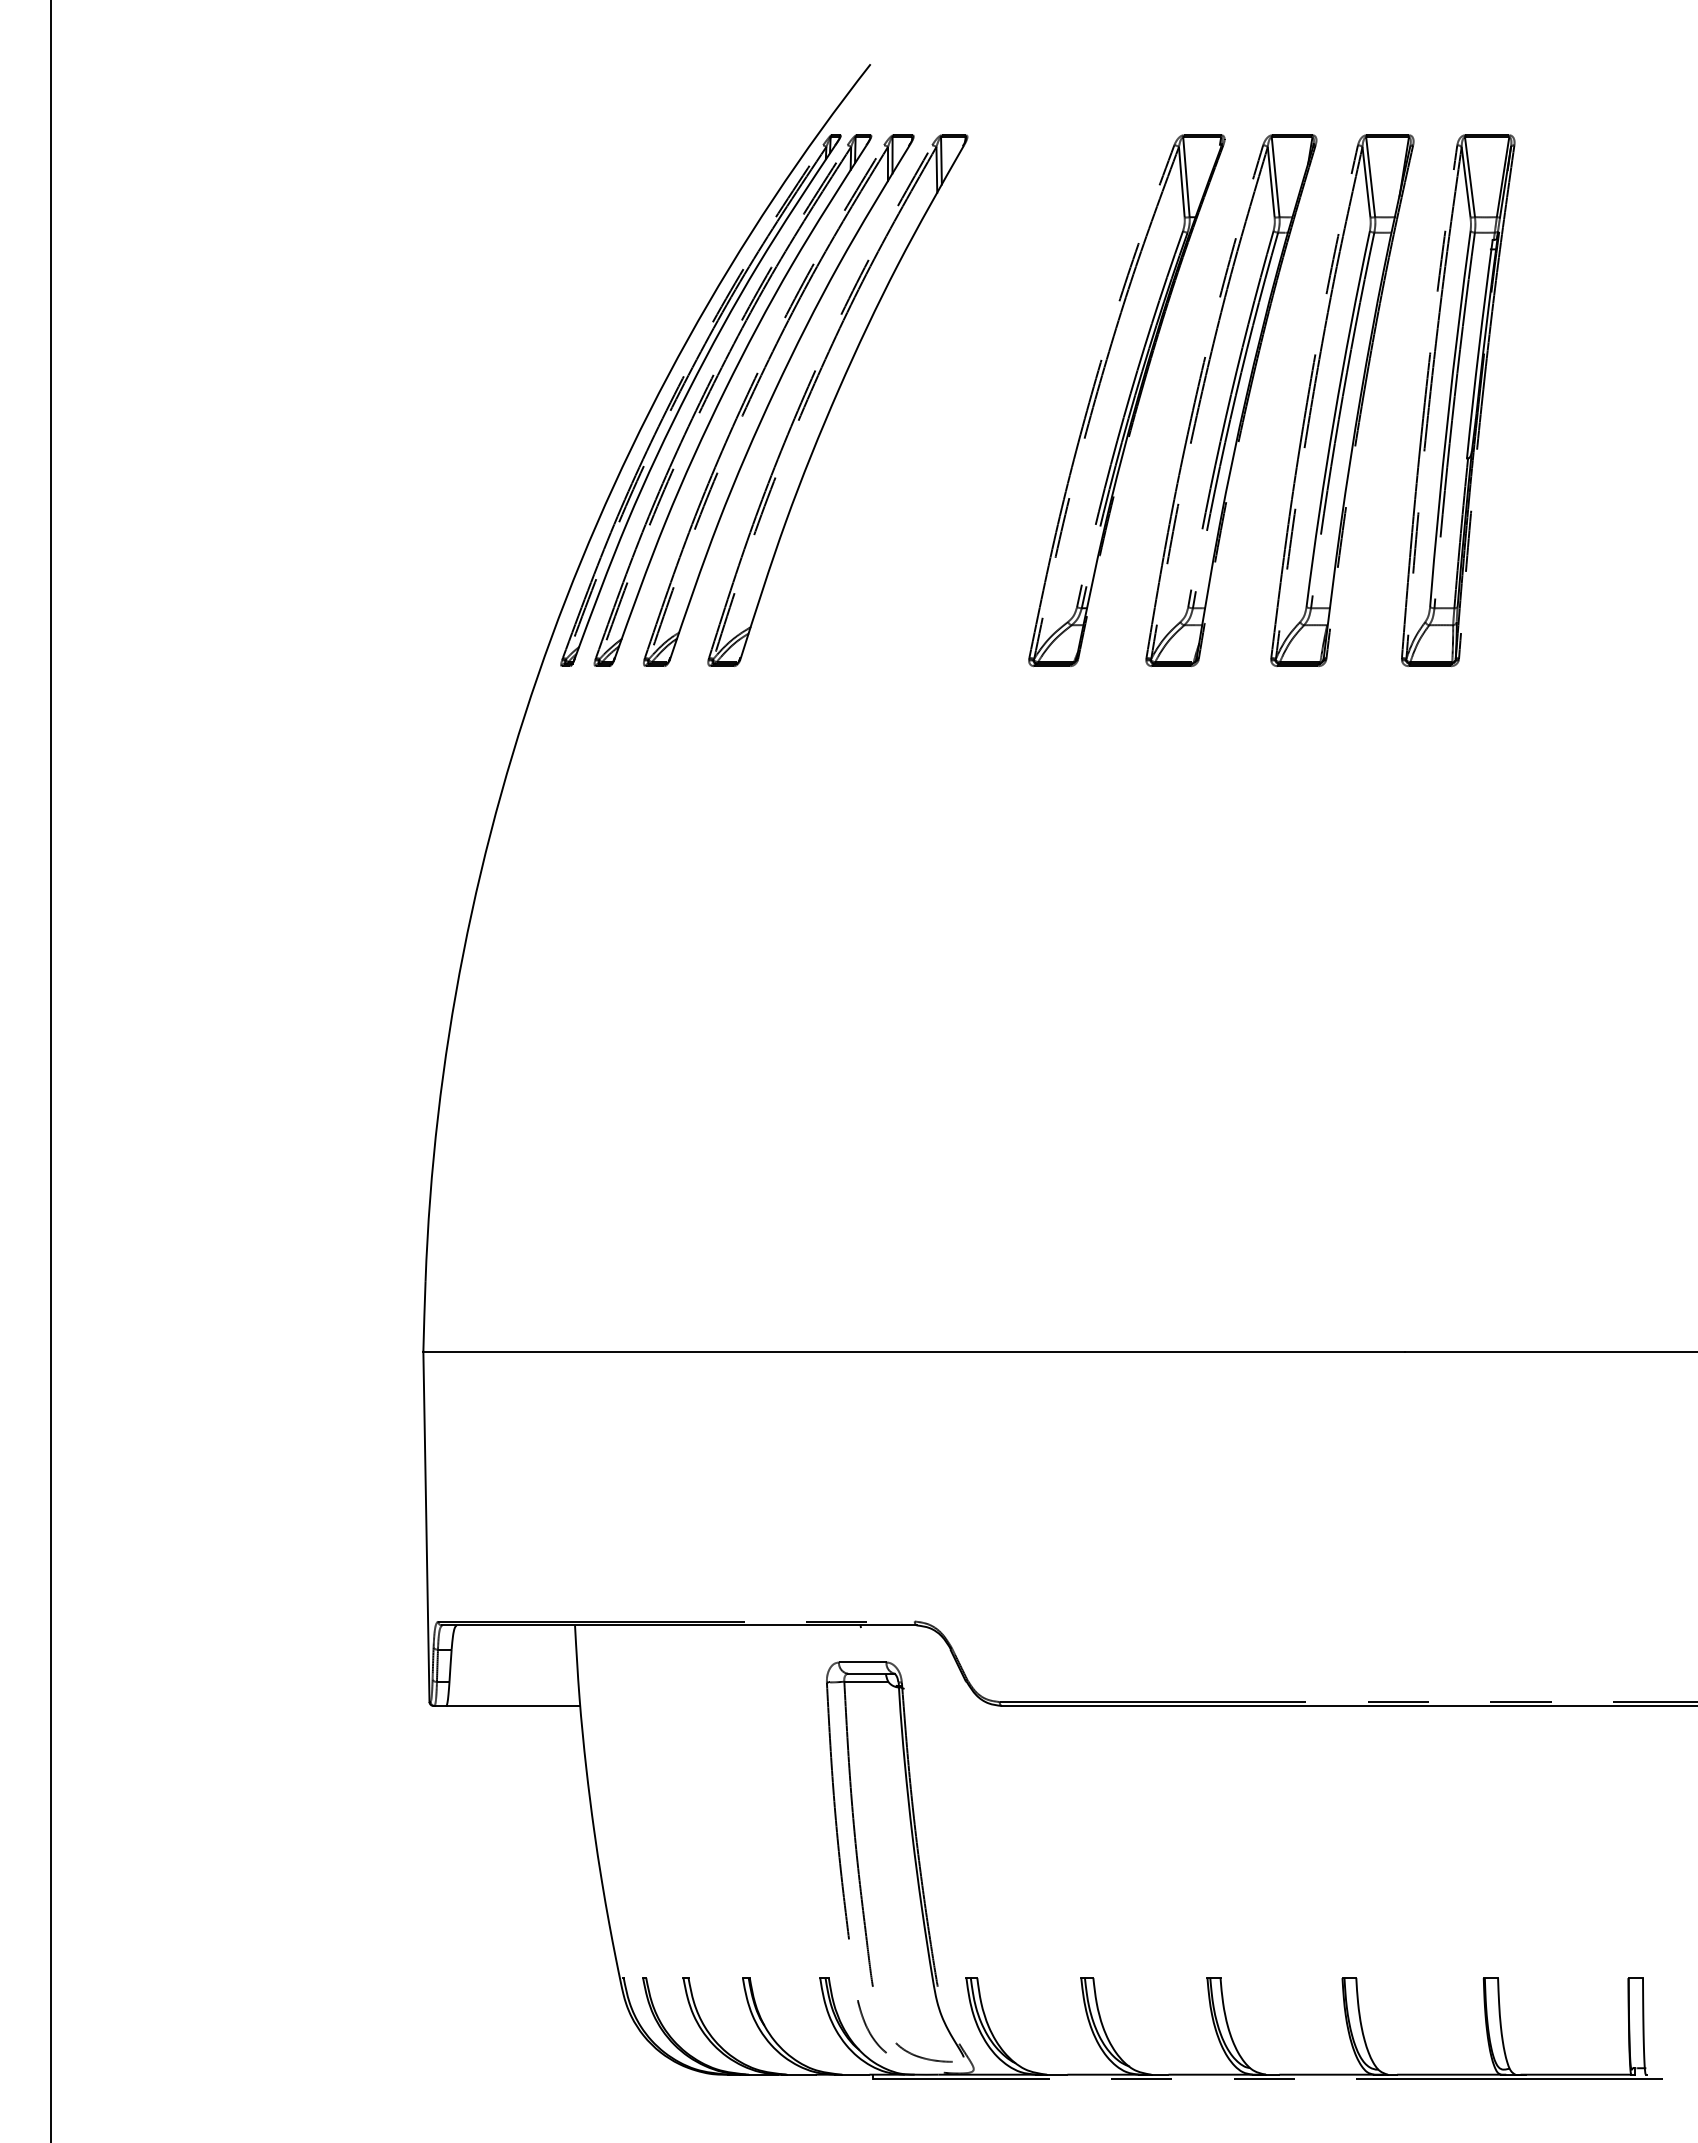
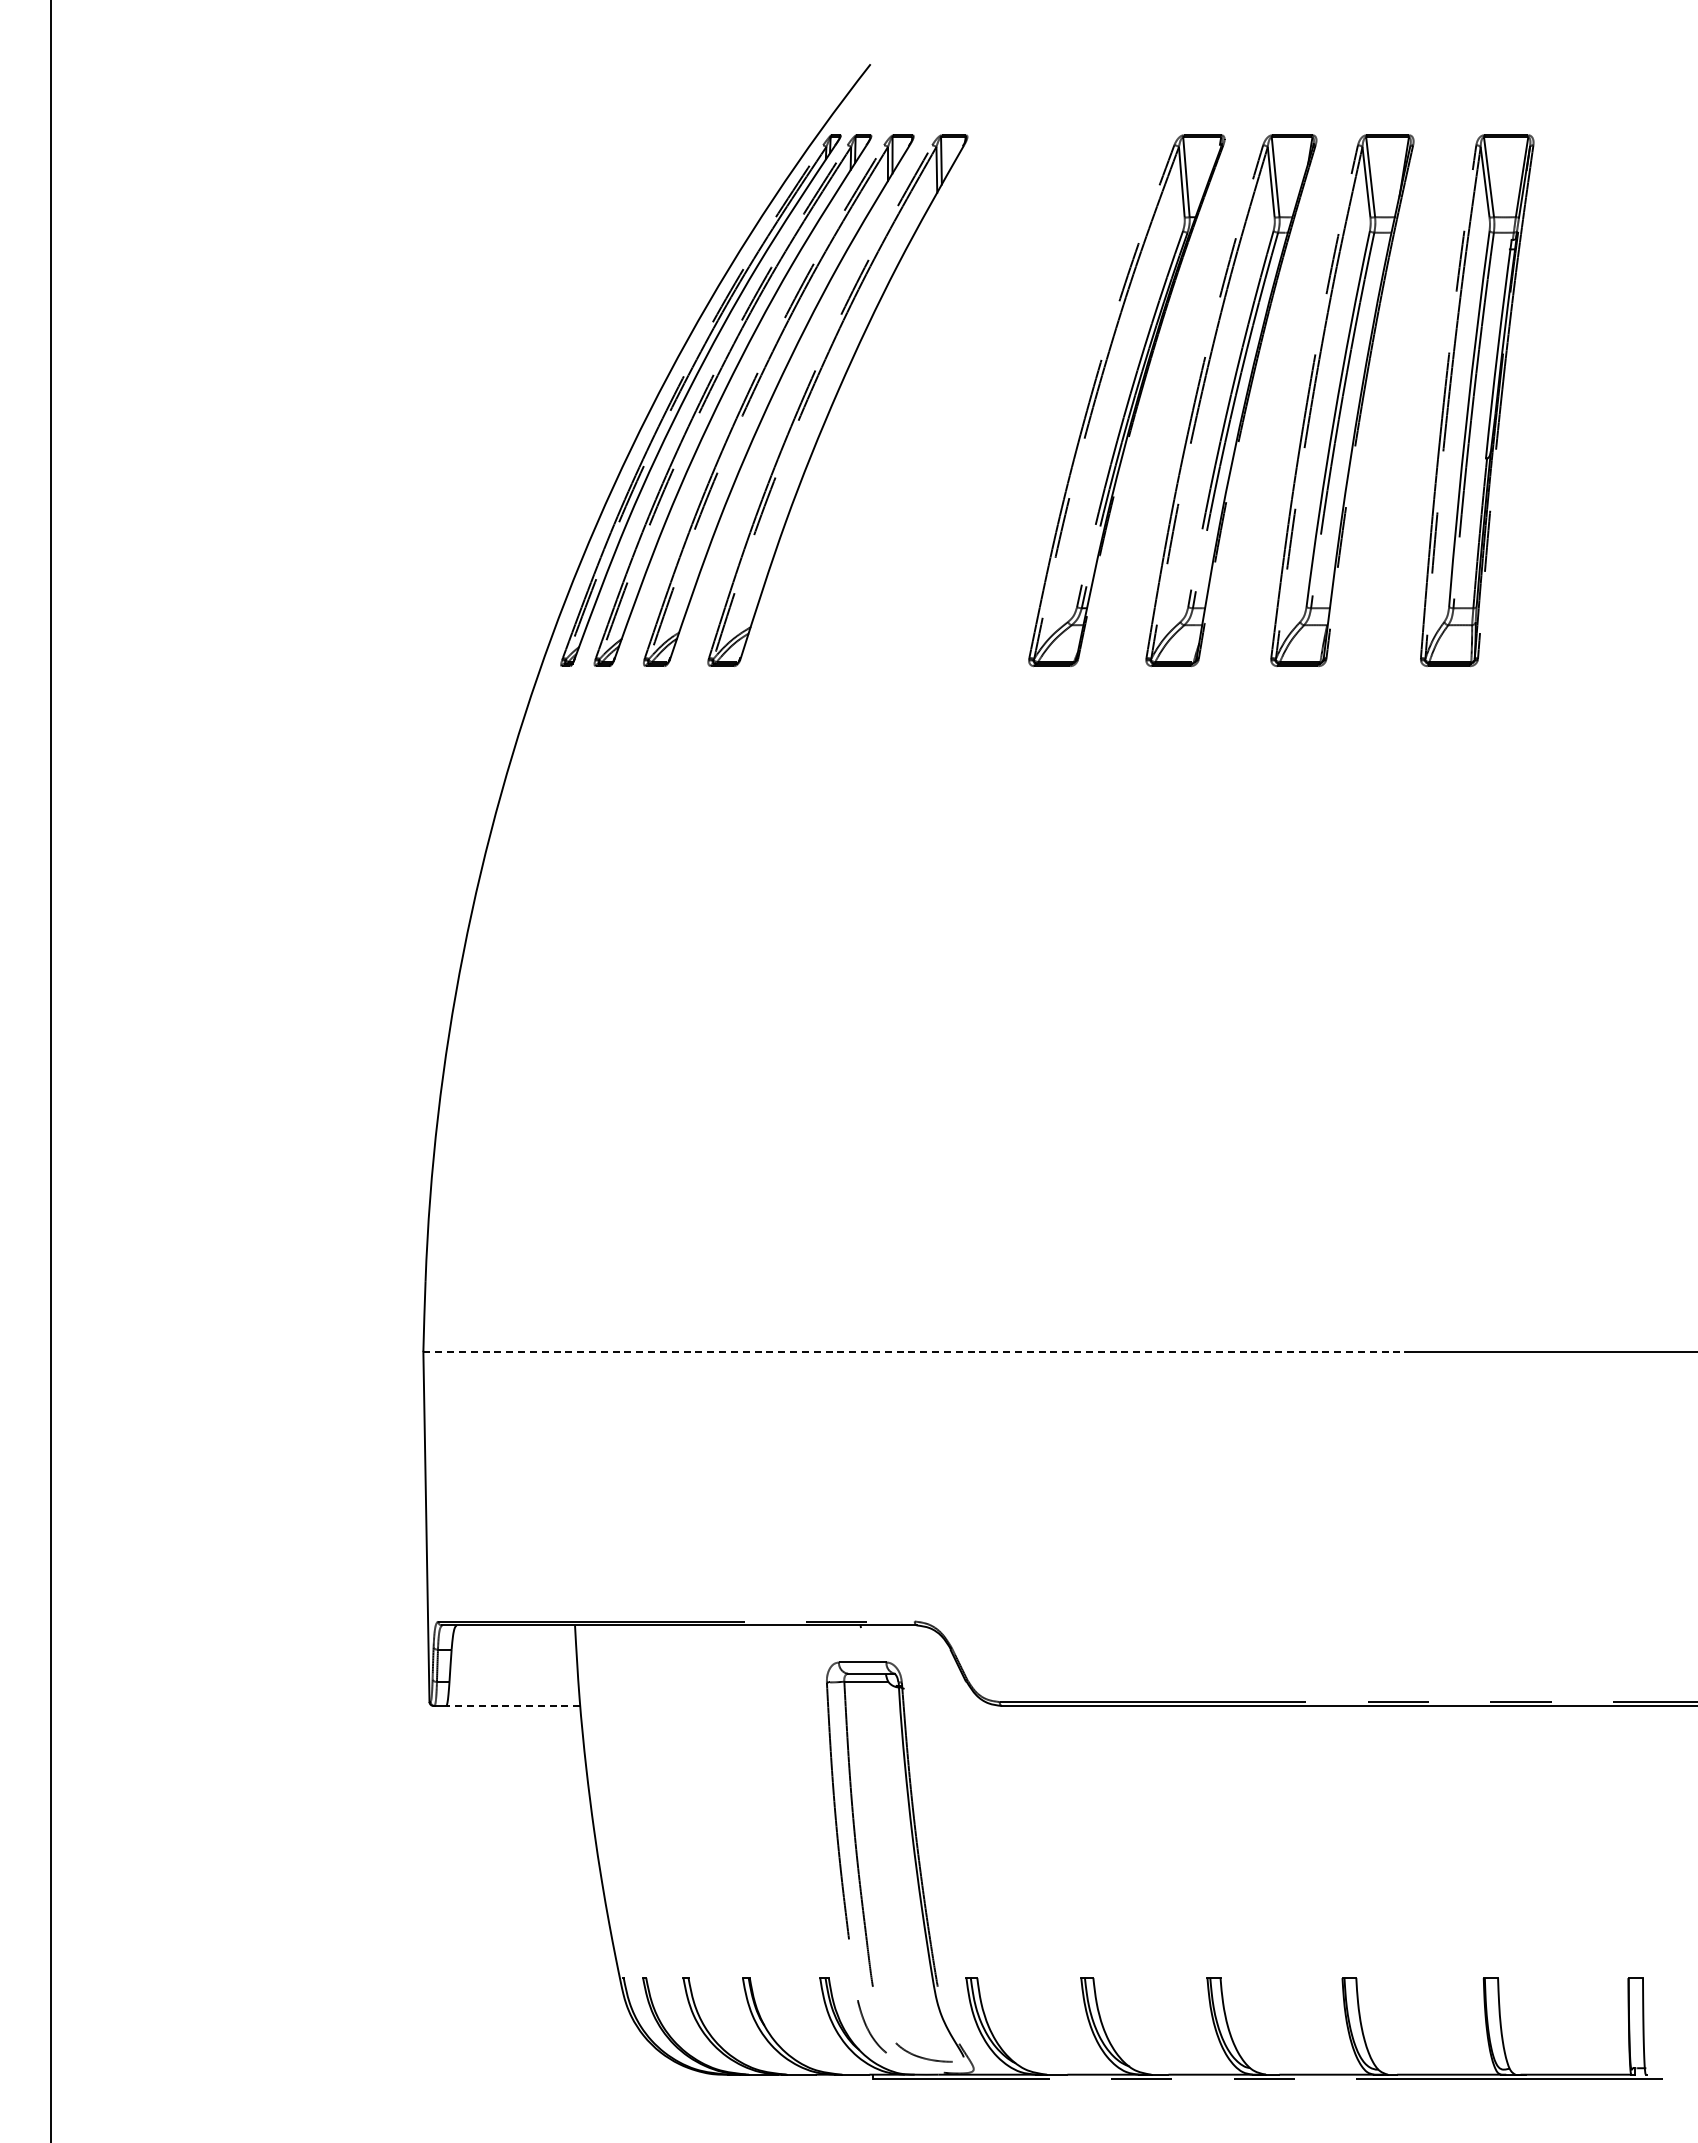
part position: (1458, 400) -> (1477, 400) (1477, 400)
line: solid -> dashed (914, 1351)
line: solid -> dashed (513, 1705)
